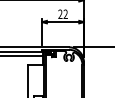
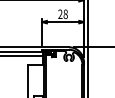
text: 22 -> 28 (65, 14)
line: none -> present (88, 48)
